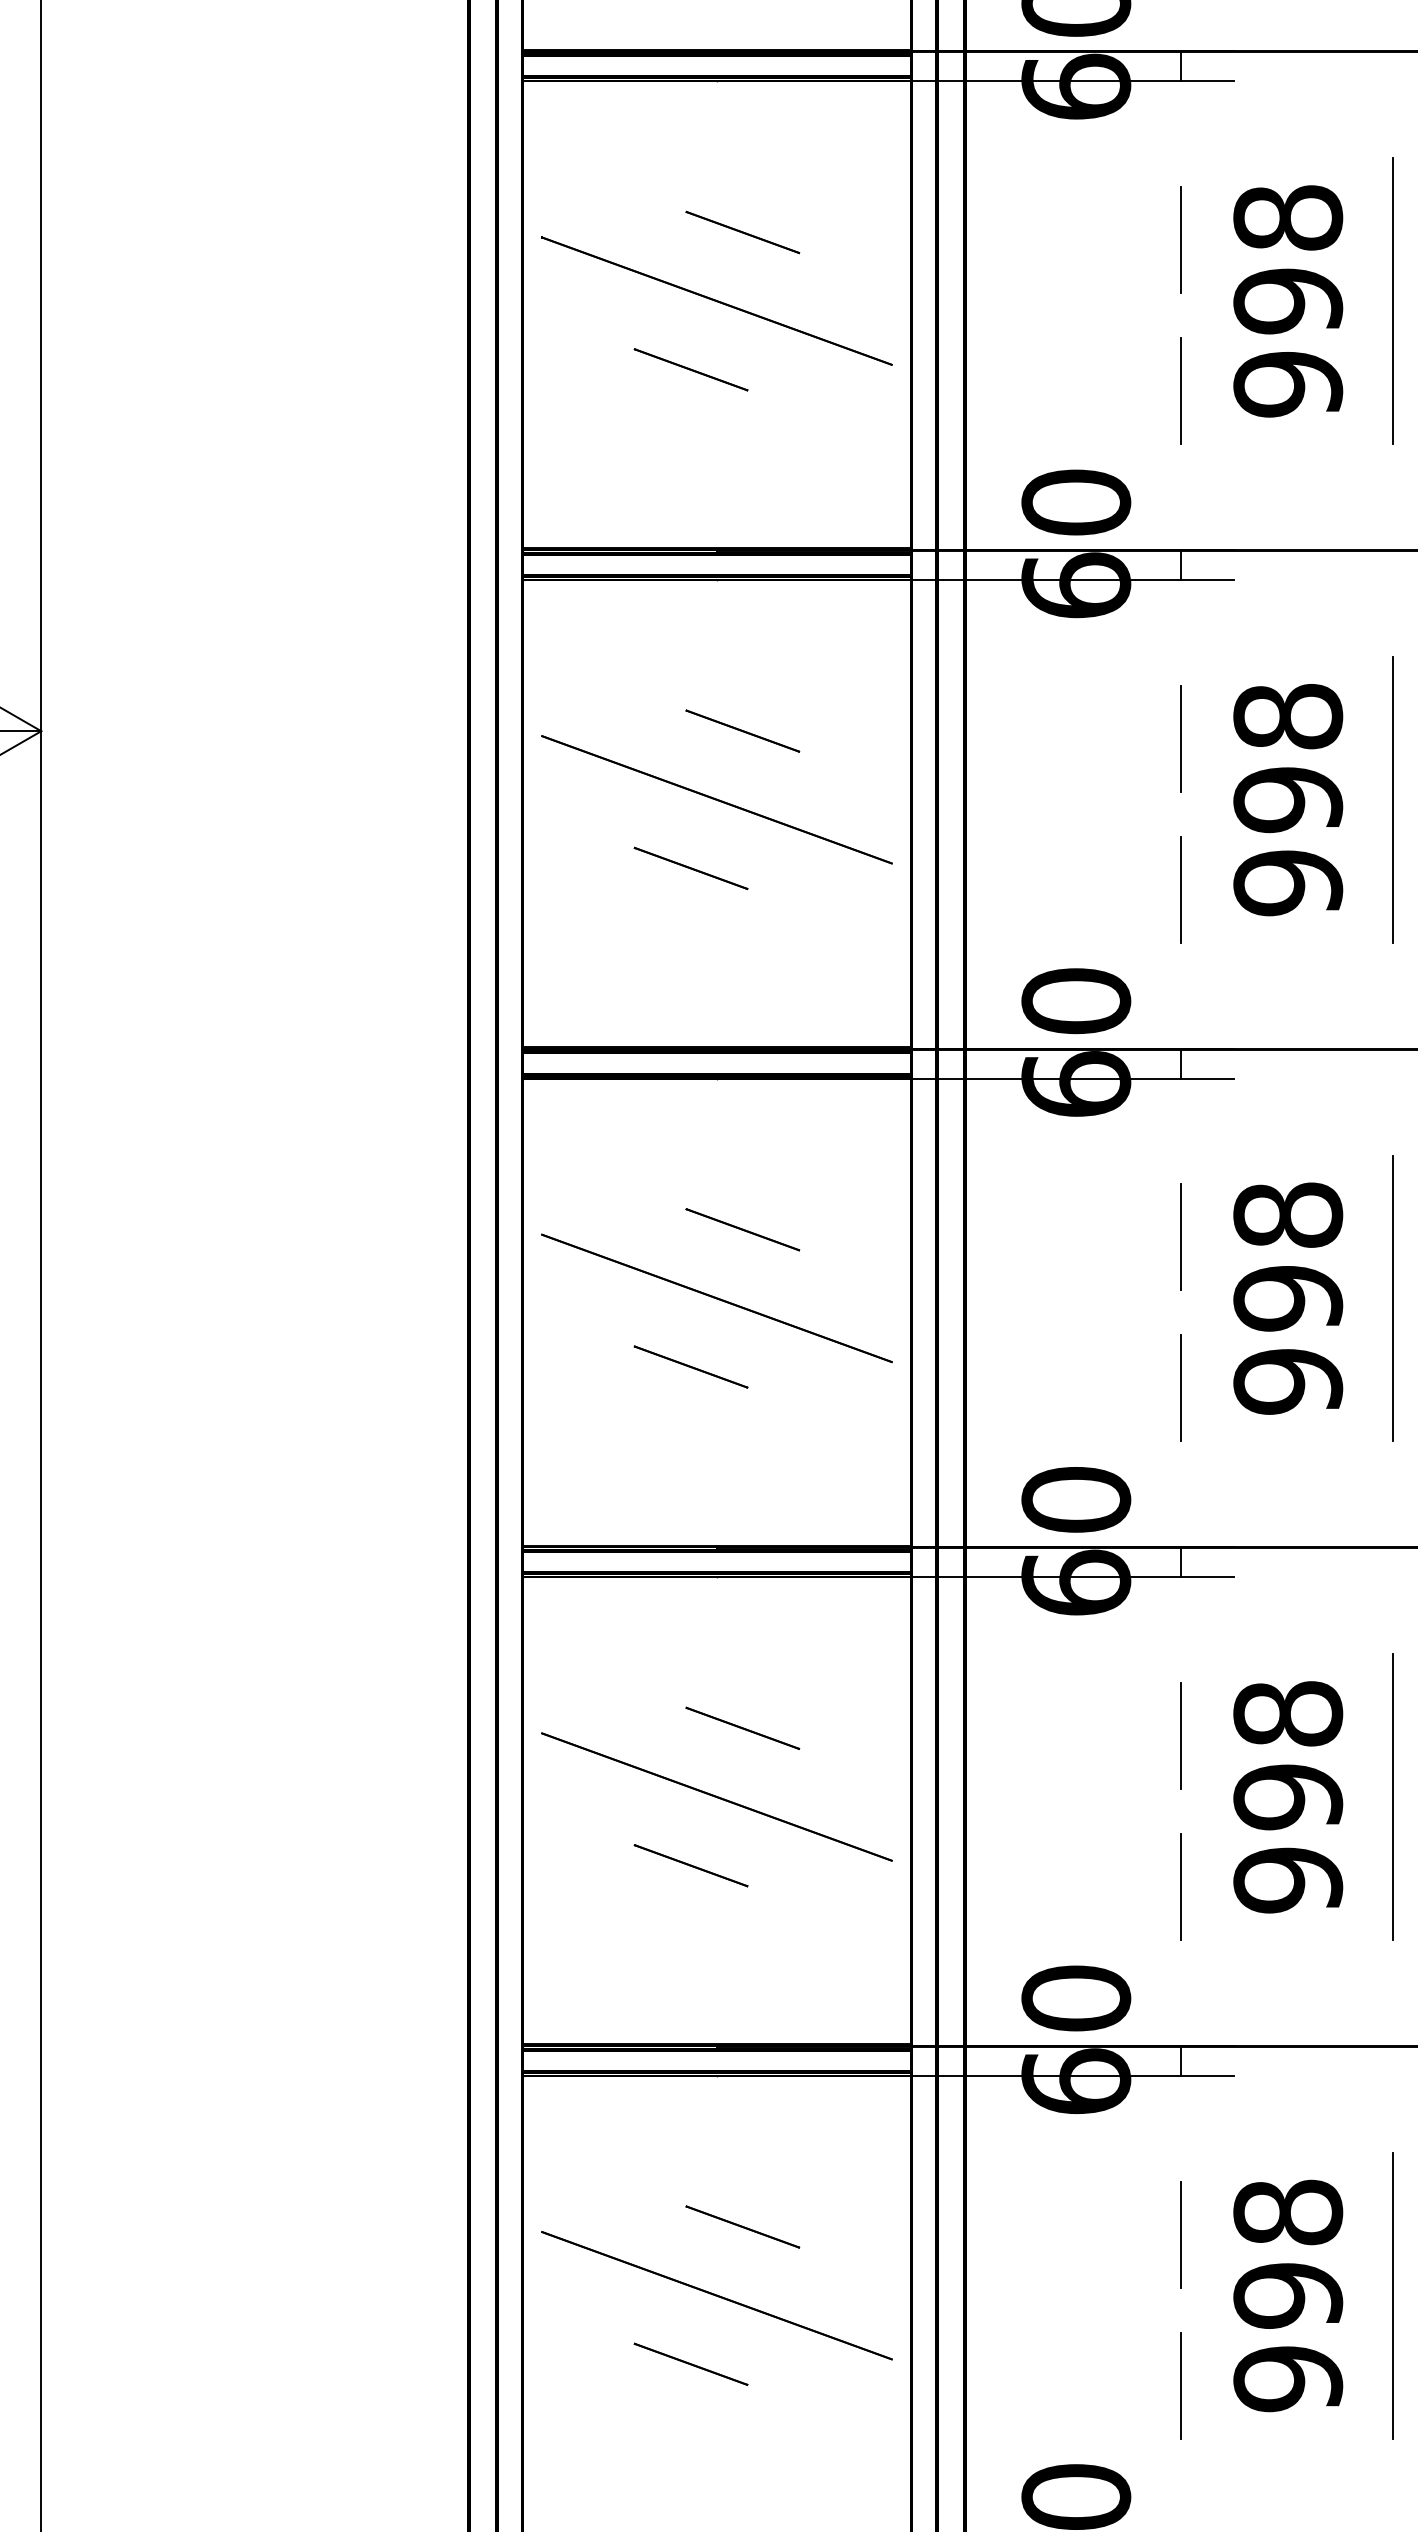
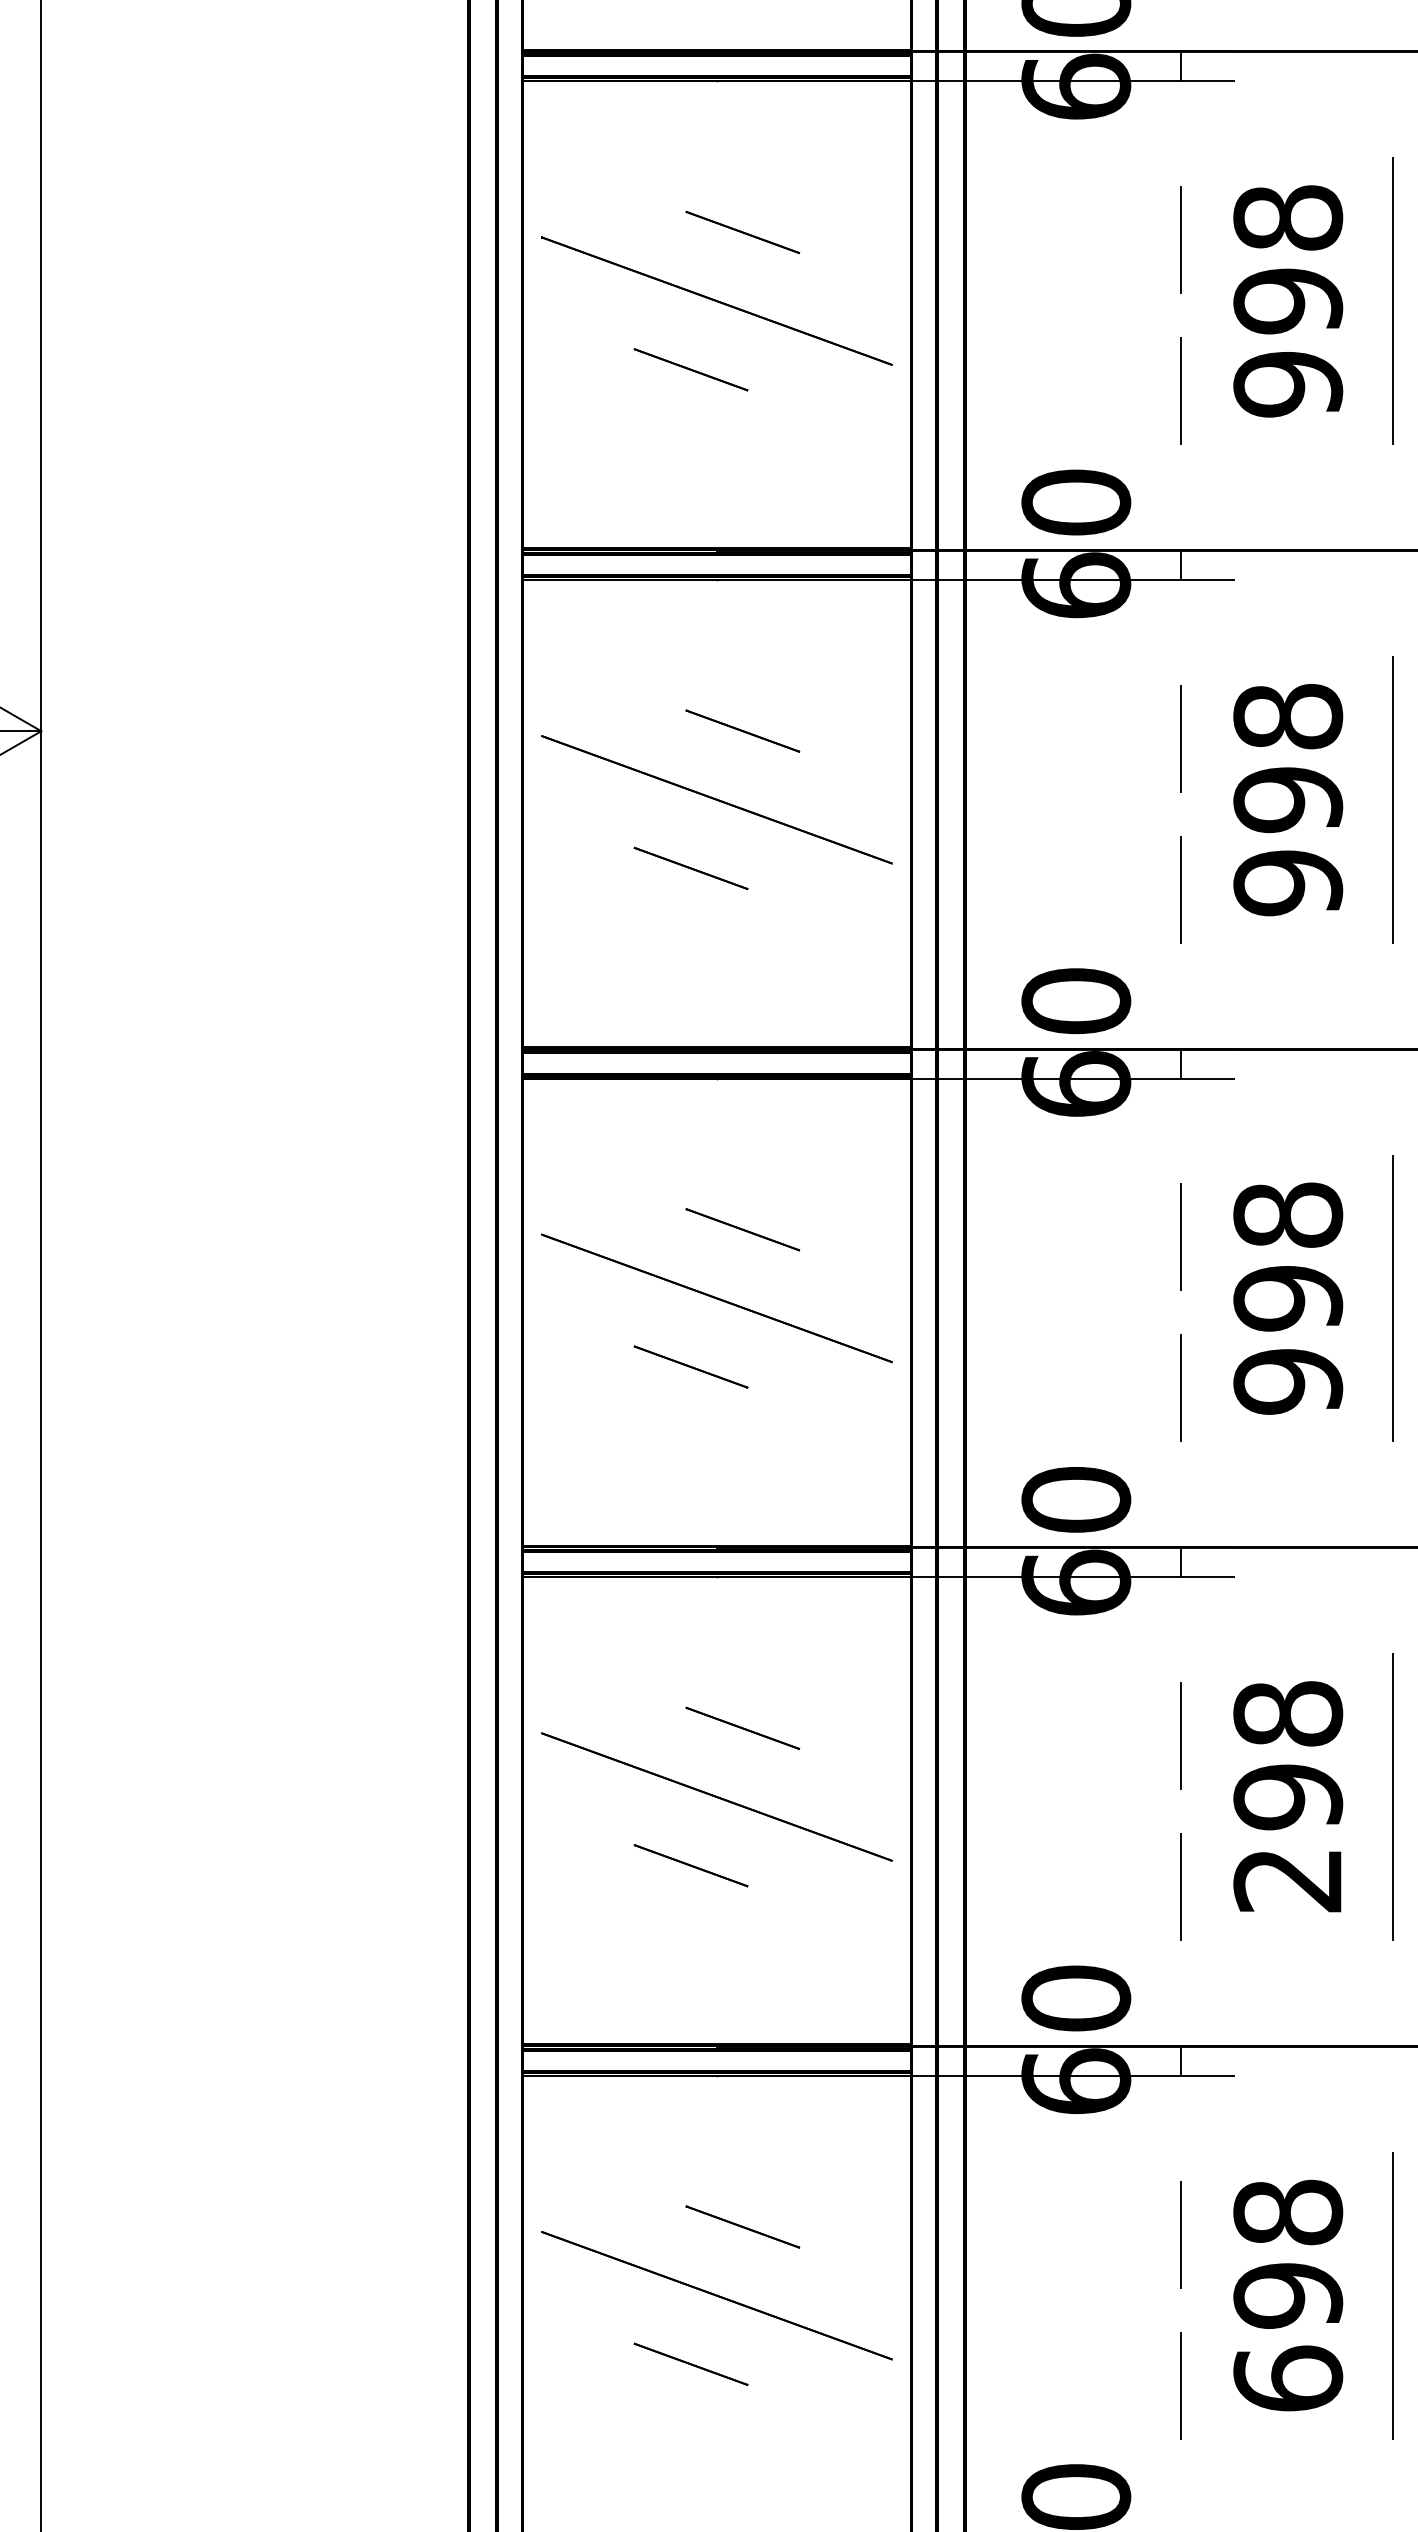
text: 998 -> 298 (1288, 1880)
text: 998 -> 698 (1288, 2378)
